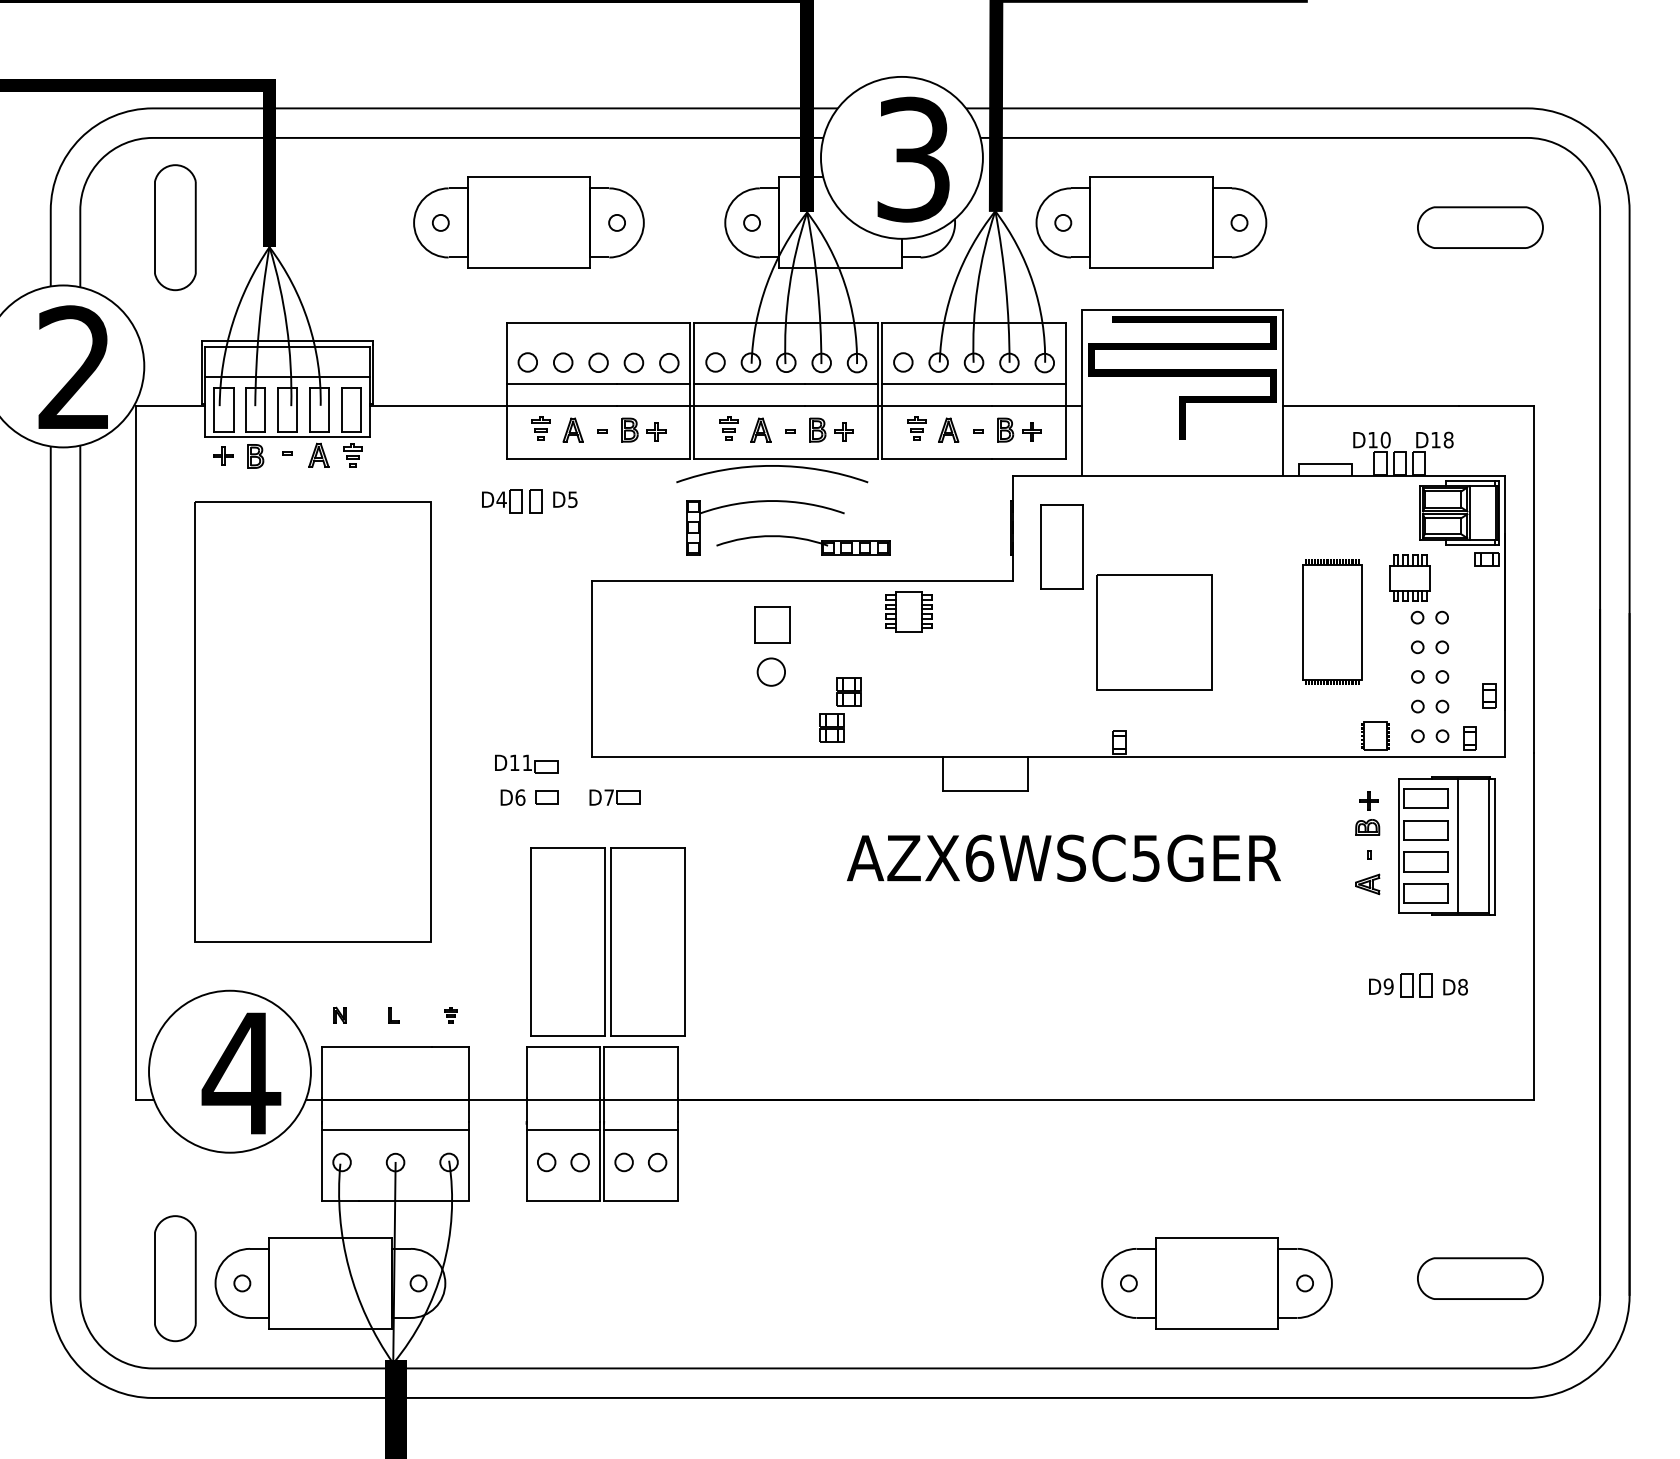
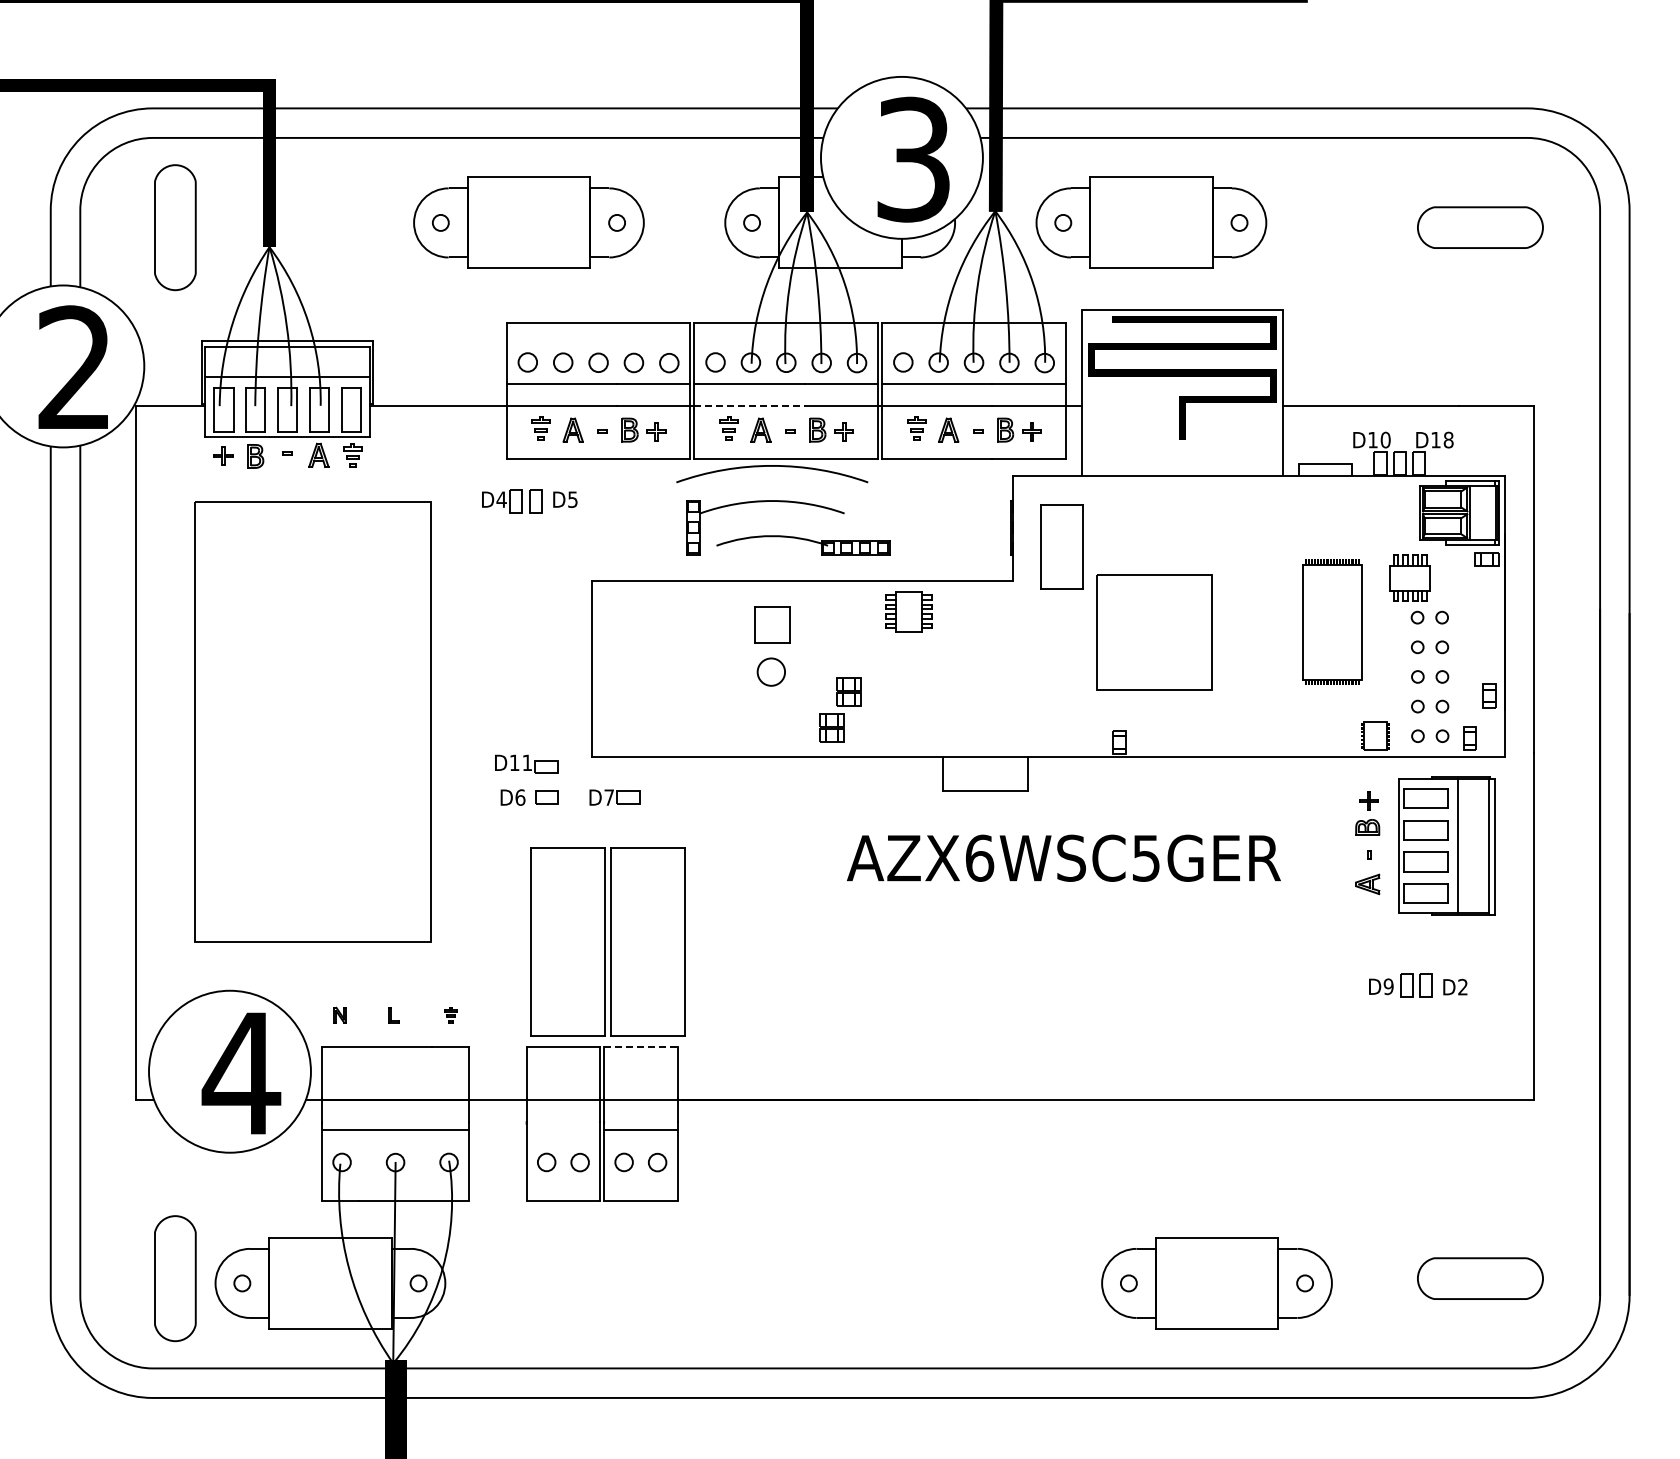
line: solid -> dashed (750, 406)
text: D8 -> D2 (1462, 987)
line: solid -> dashed (640, 1046)
line: present -> none (563, 1129)
